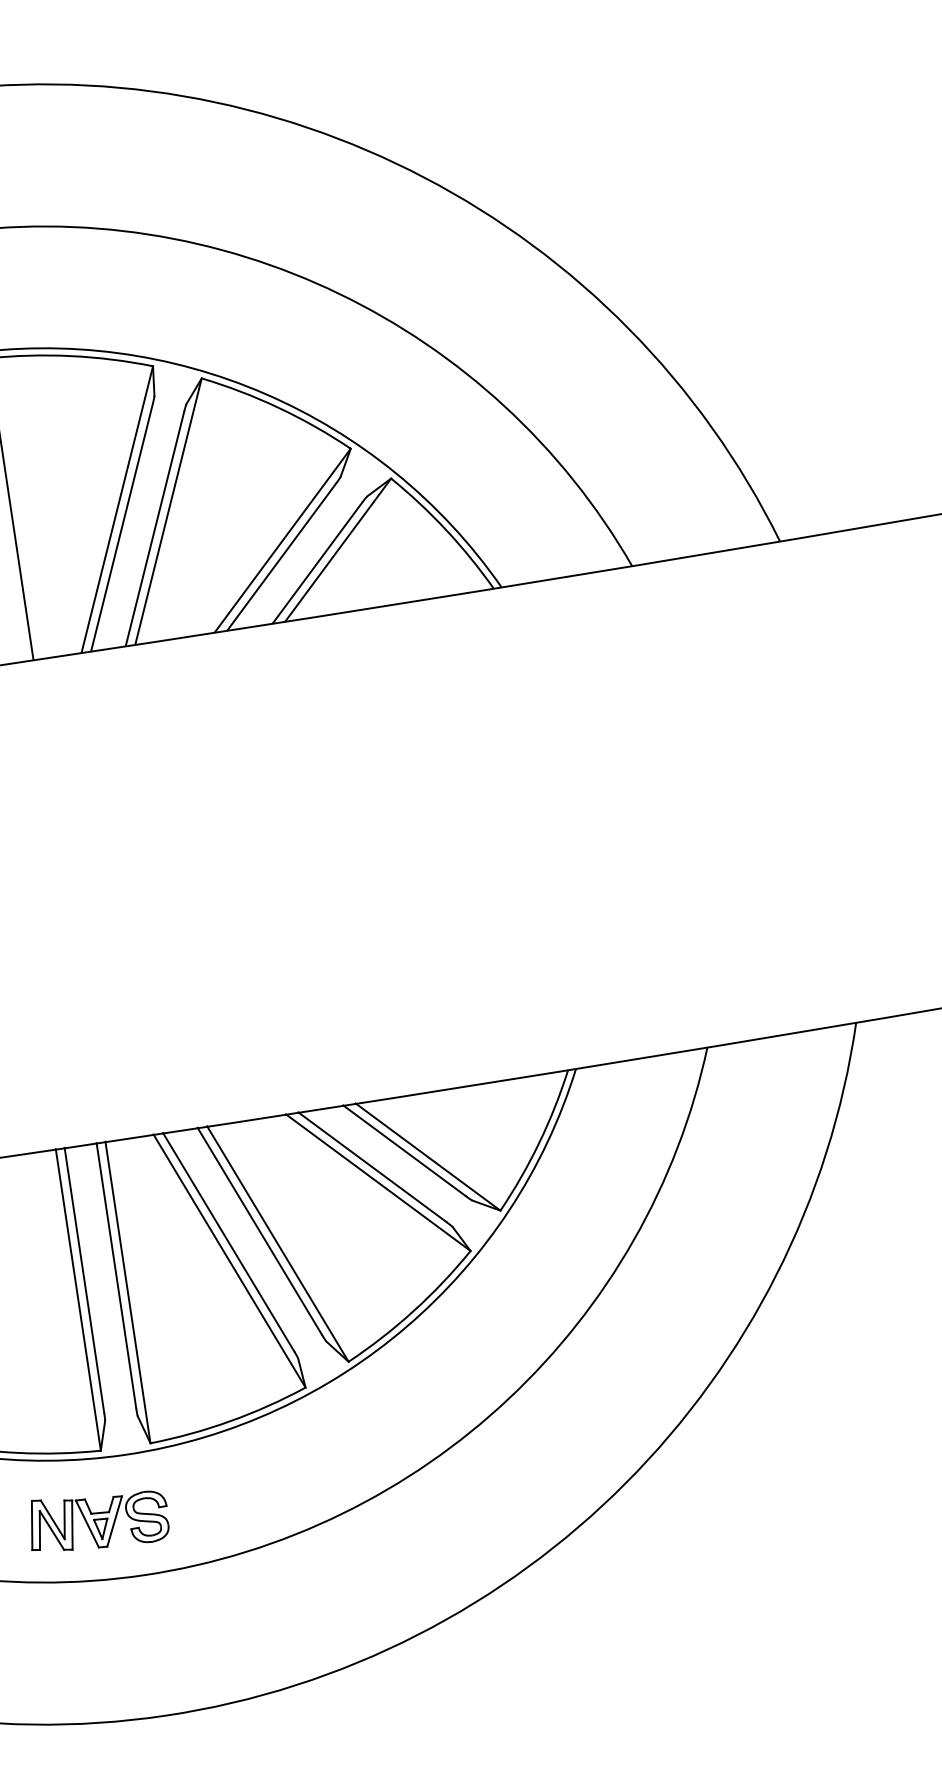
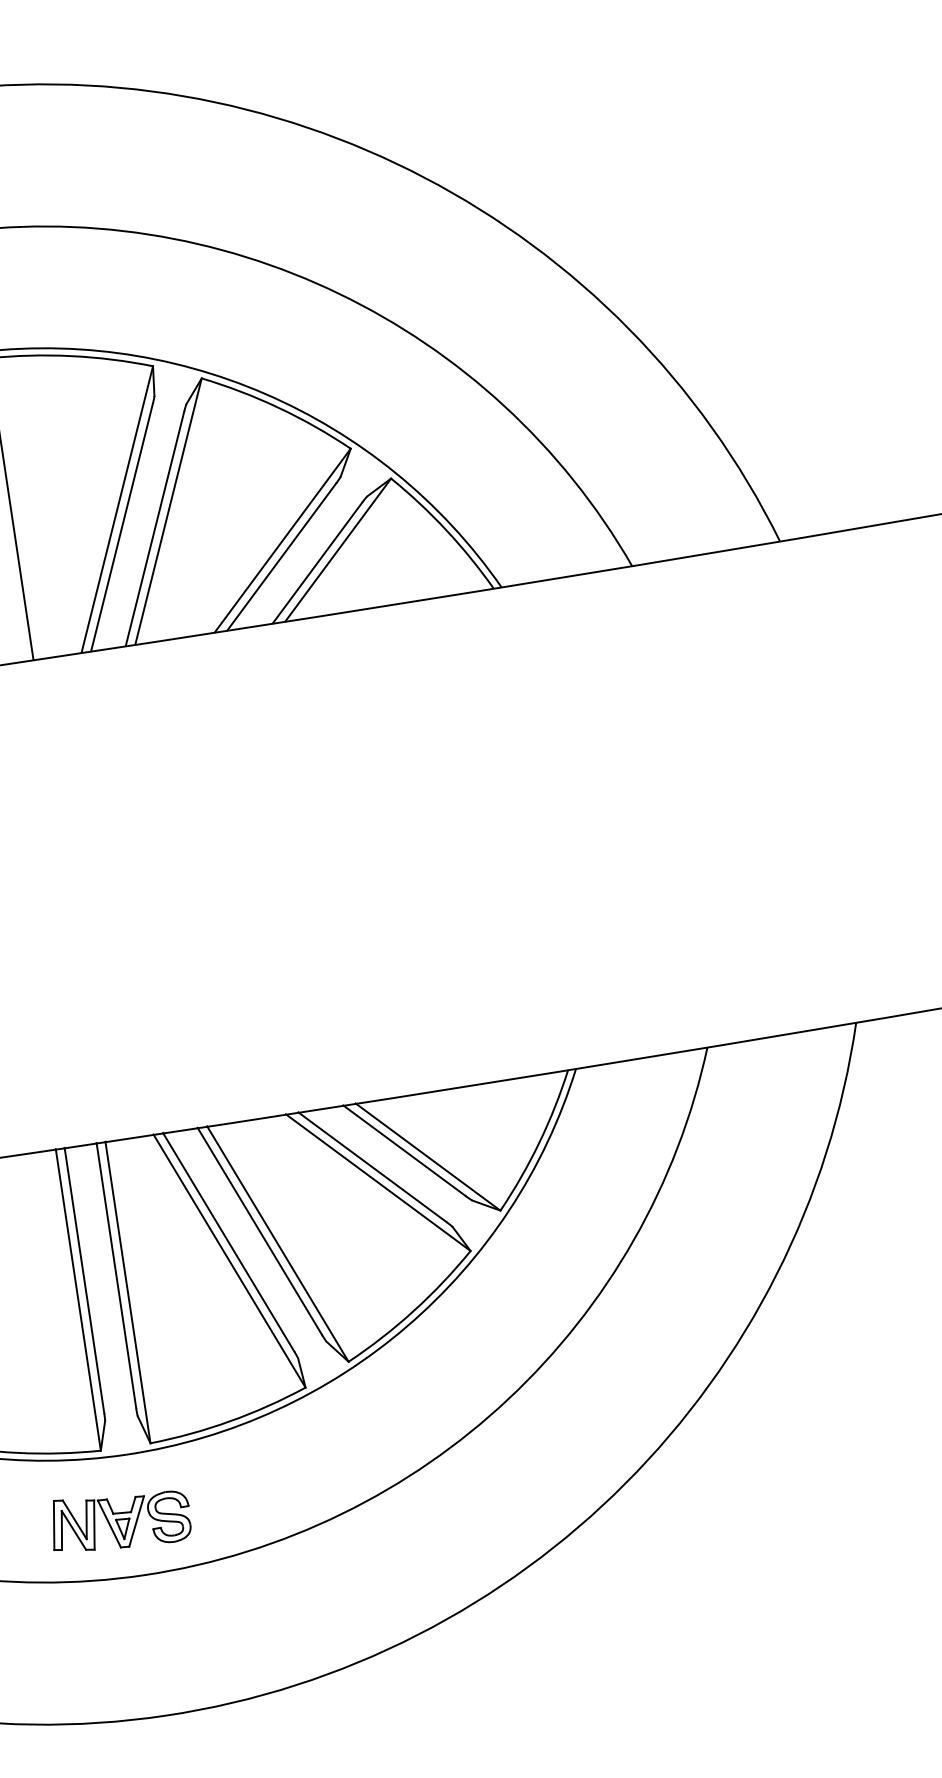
part position: (100, 1520) -> (122, 1520) (122, 1520)
